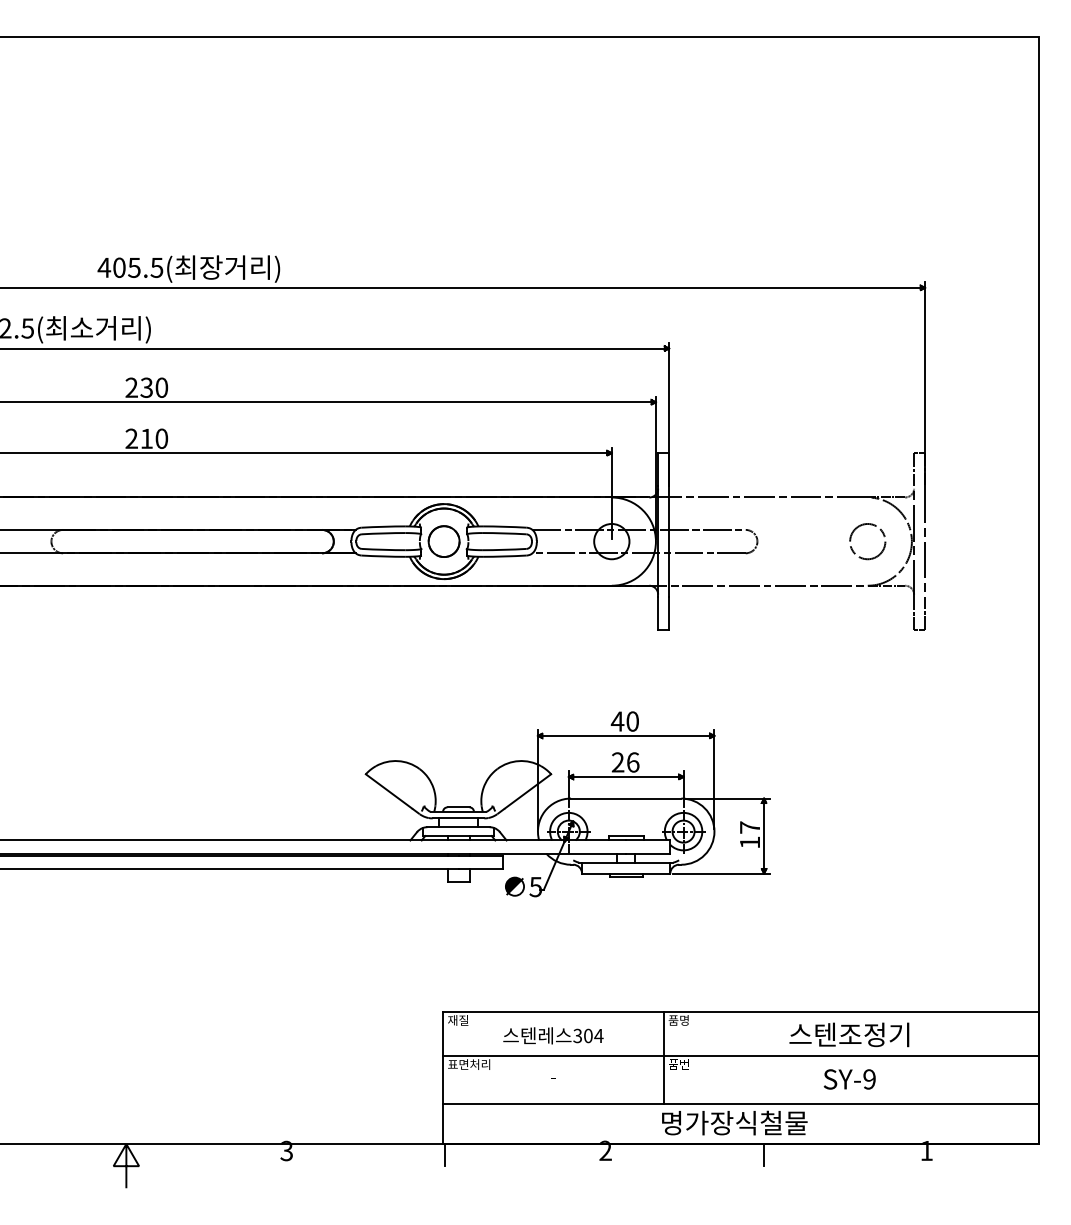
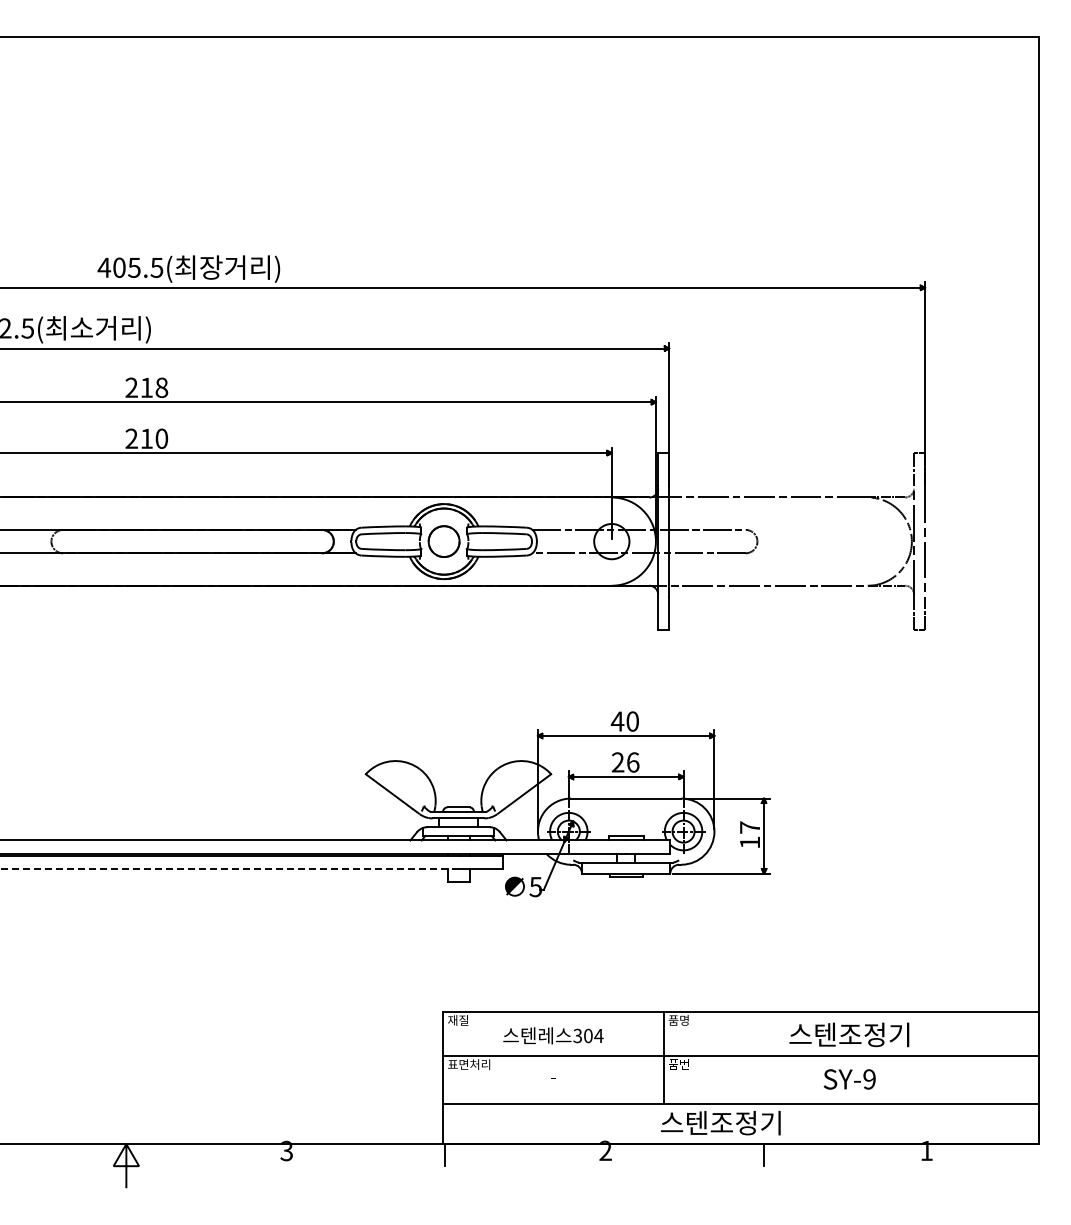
text: 230 -> 218 (154, 387)
circle: present -> none (867, 541)
line: solid -> dashed (229, 869)
text: 명가장식철물 -> 스텐조정기 (734, 1122)
